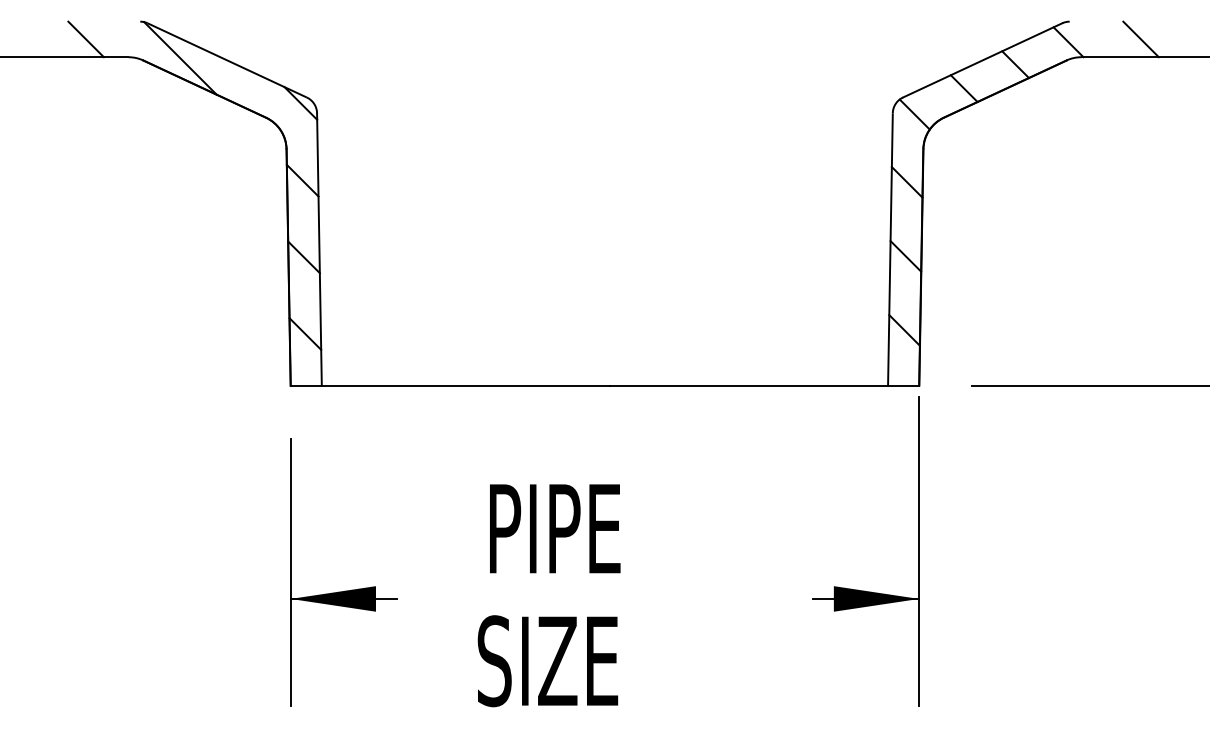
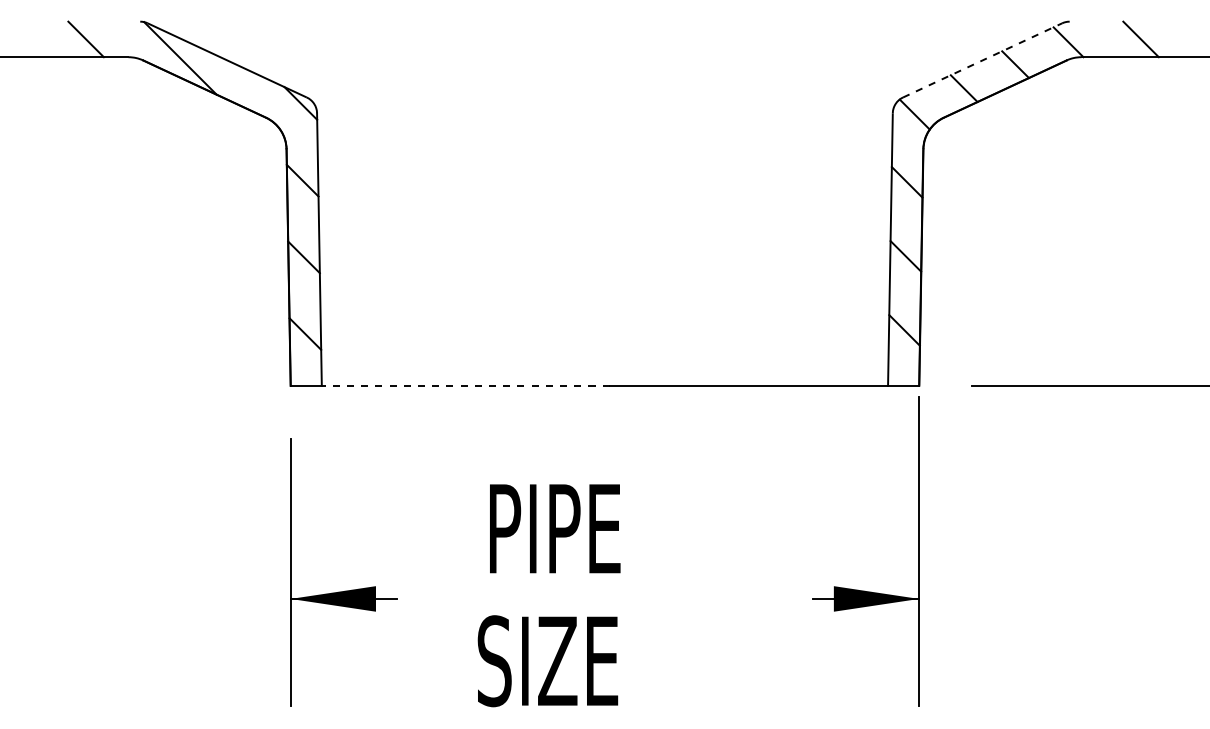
line: solid -> dashed (982, 60)
line: solid -> dashed (465, 385)
